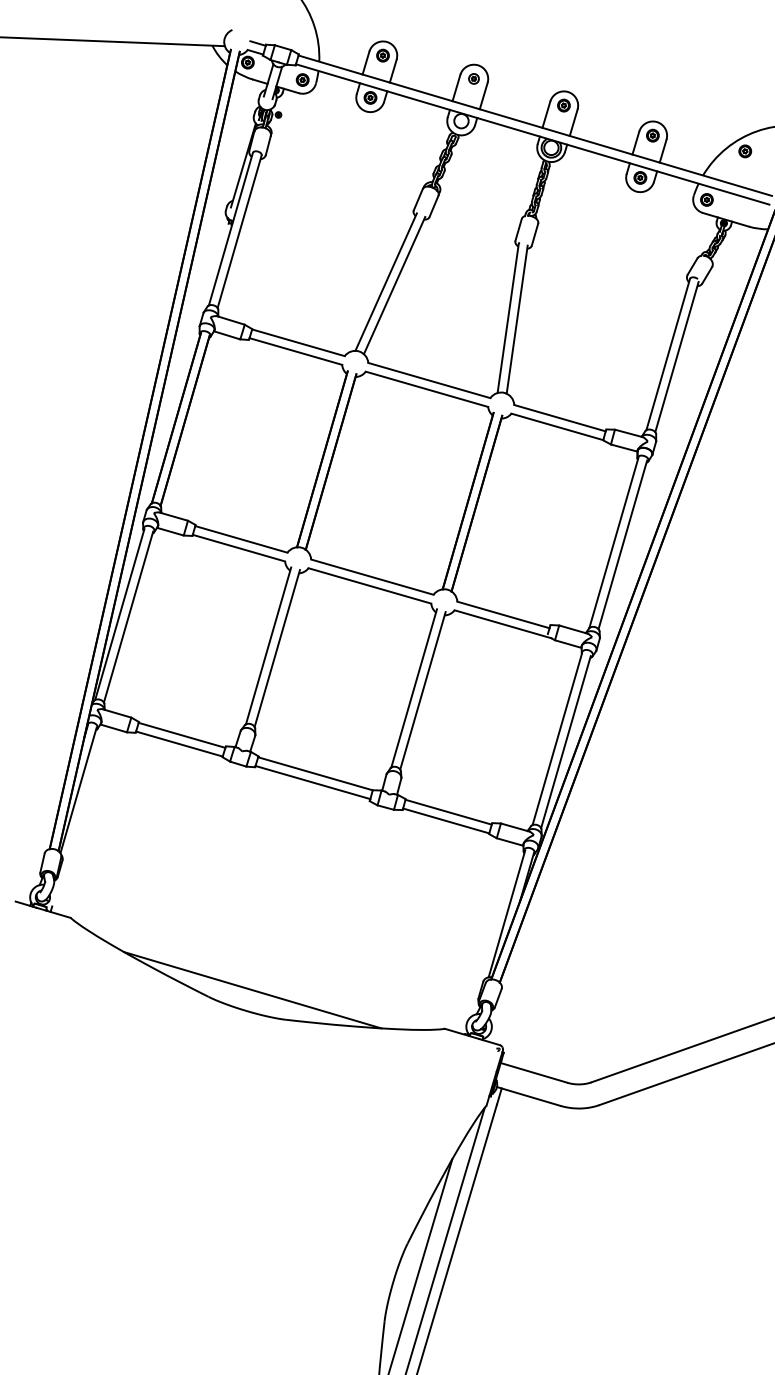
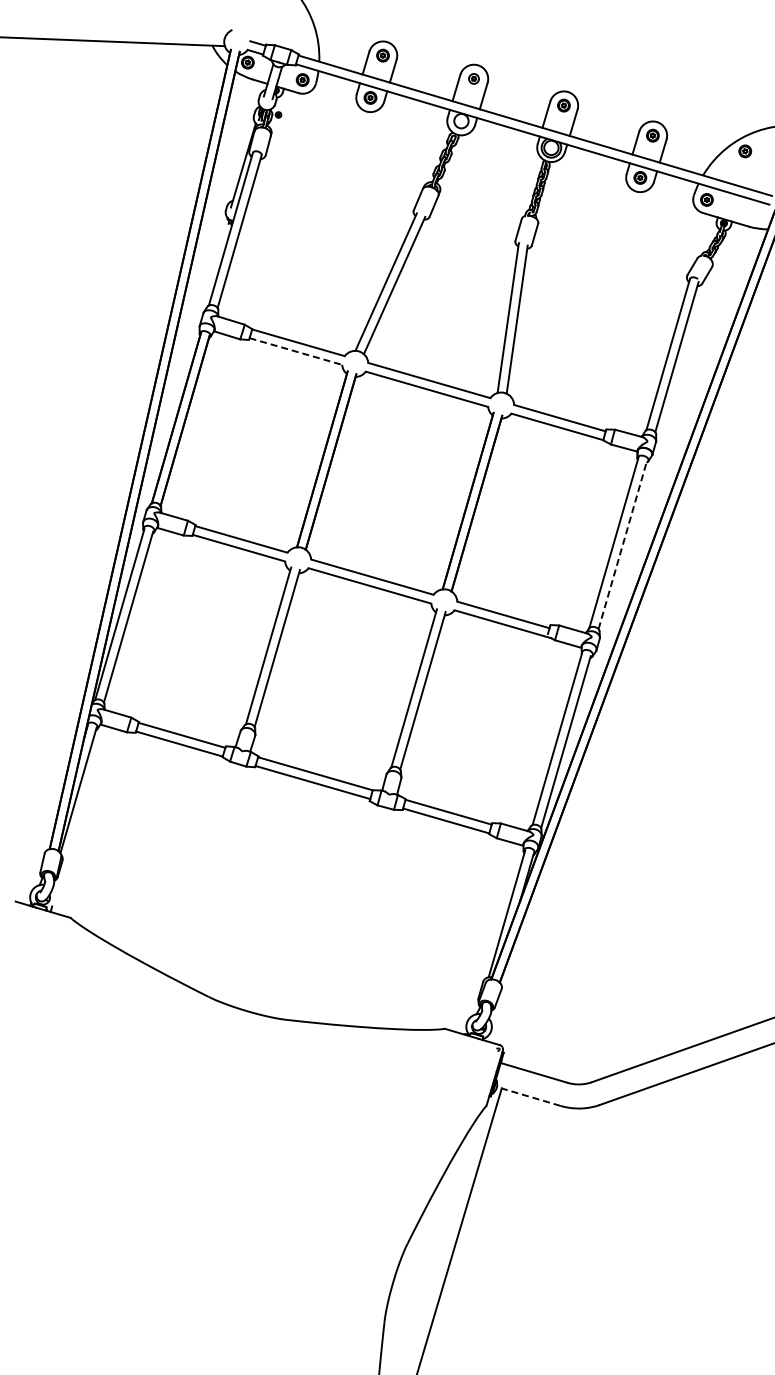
line: solid -> dashed (296, 351)
line: solid -> dashed (622, 544)
line: present -> none (252, 990)
line: solid -> dashed (528, 1096)
line: present -> none (445, 1239)
line: present -> none (420, 1265)
